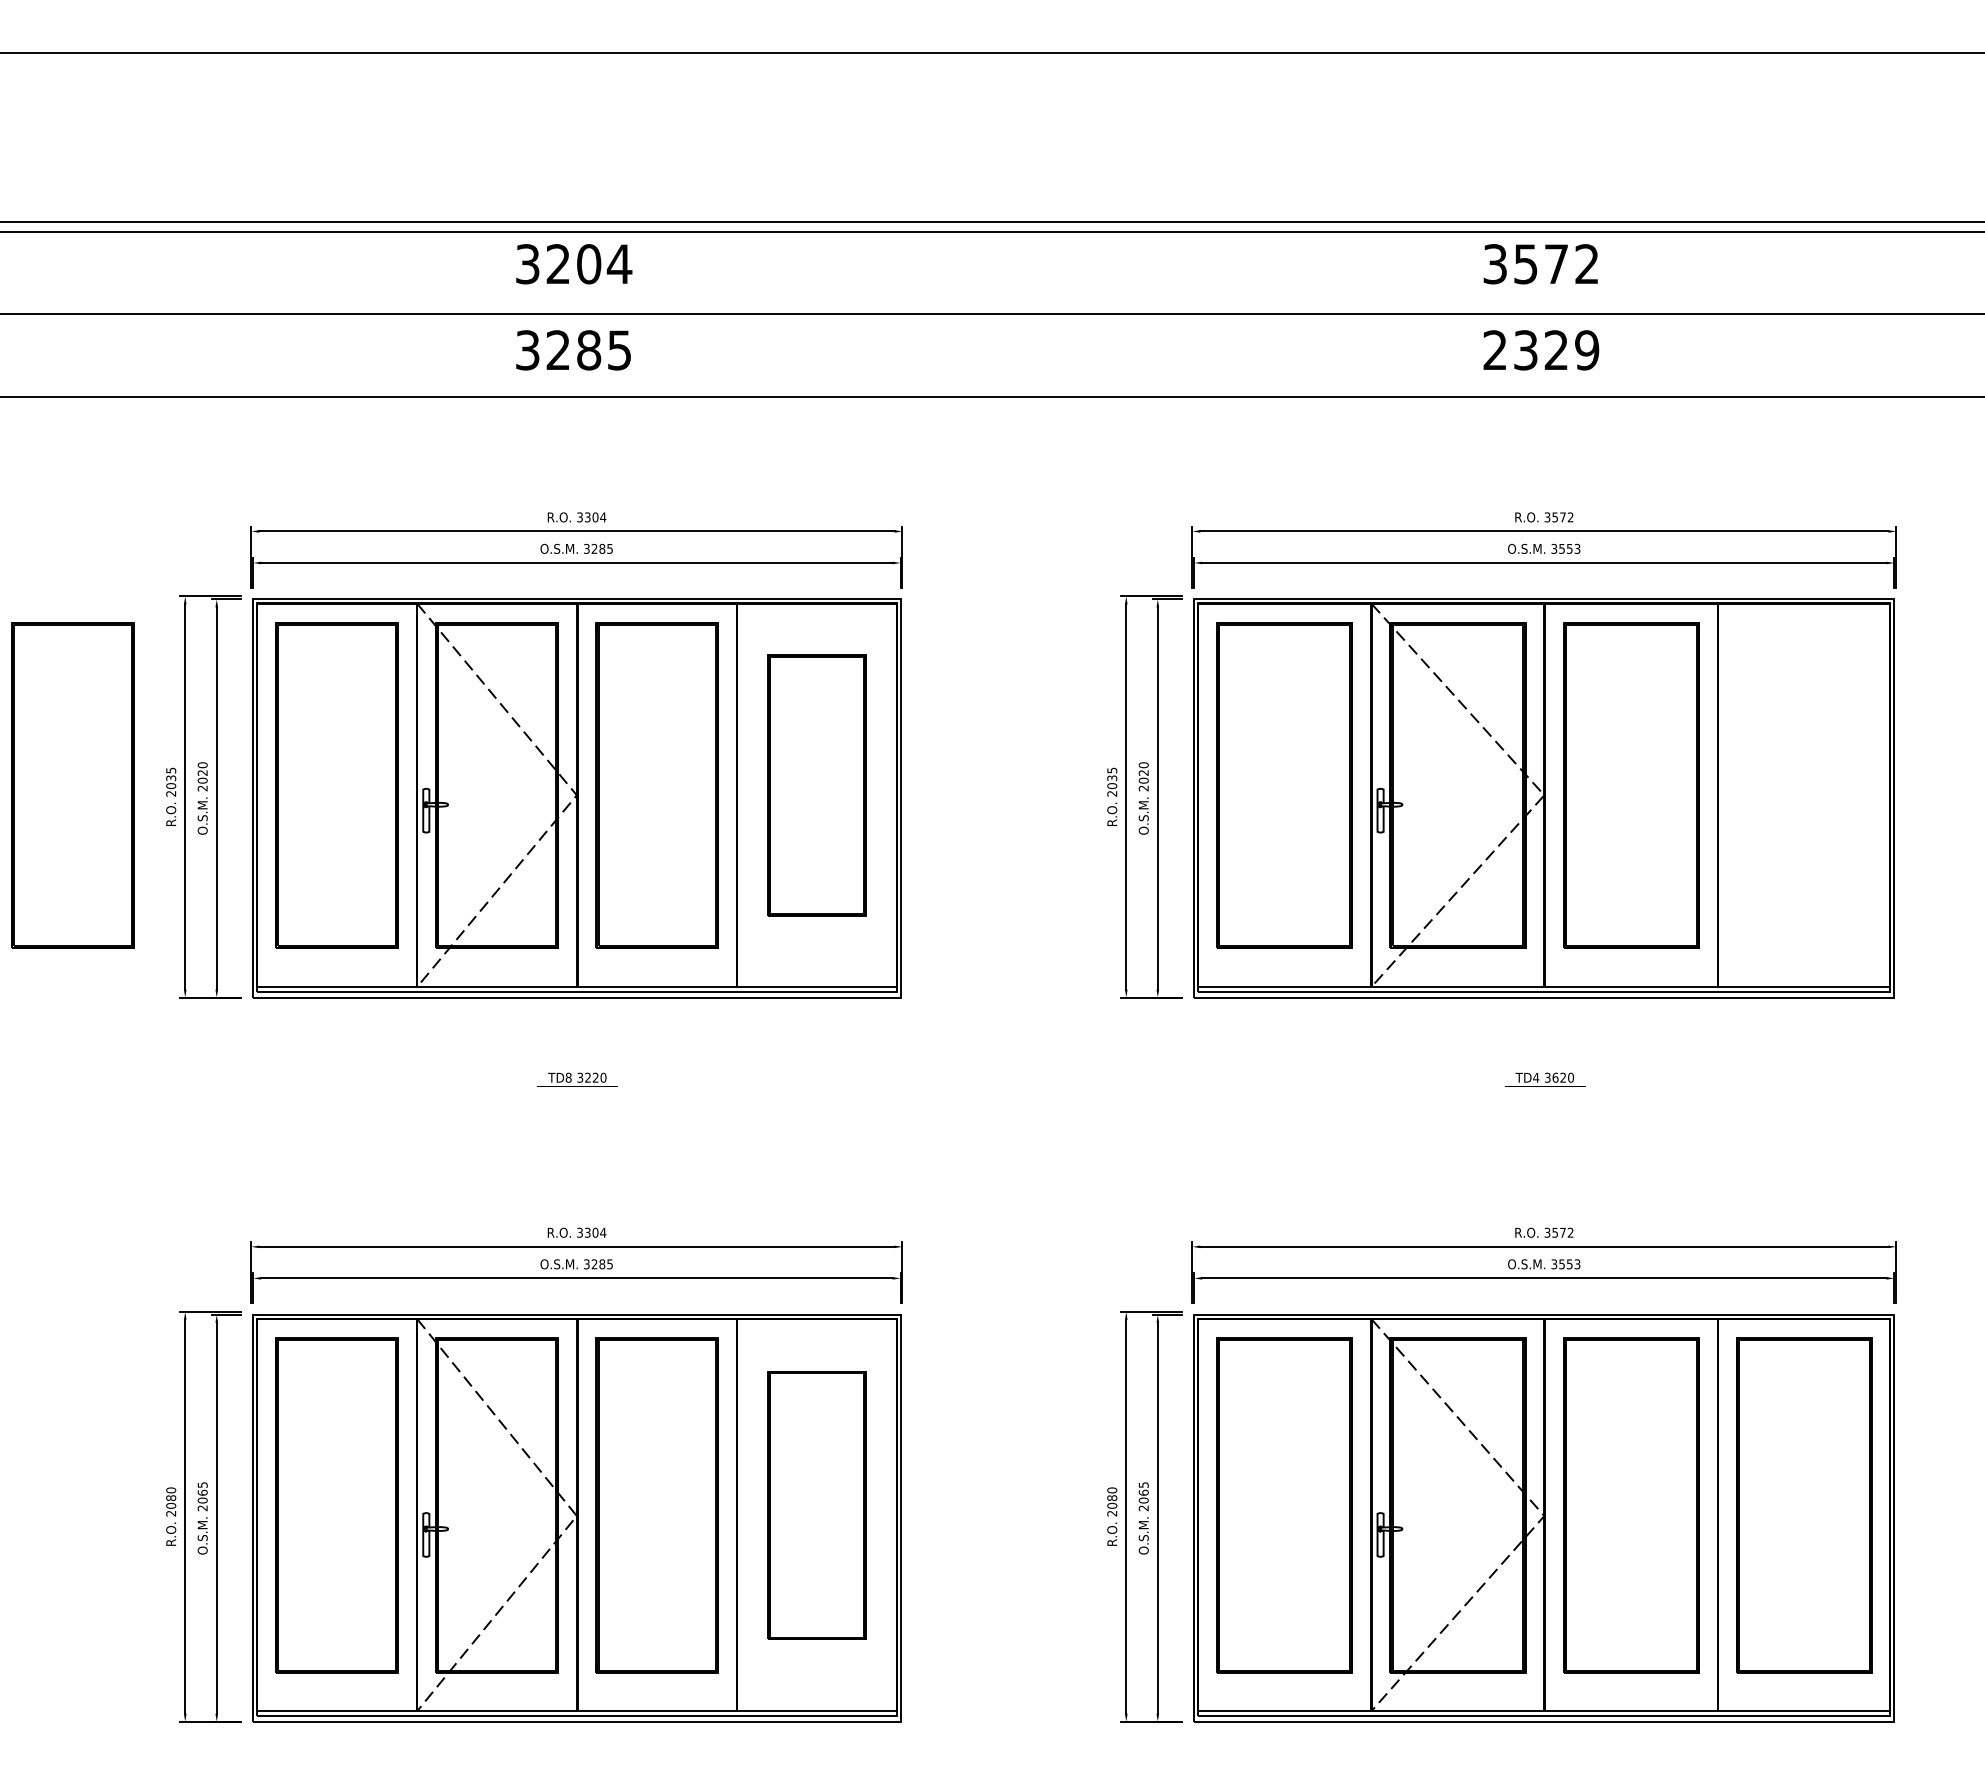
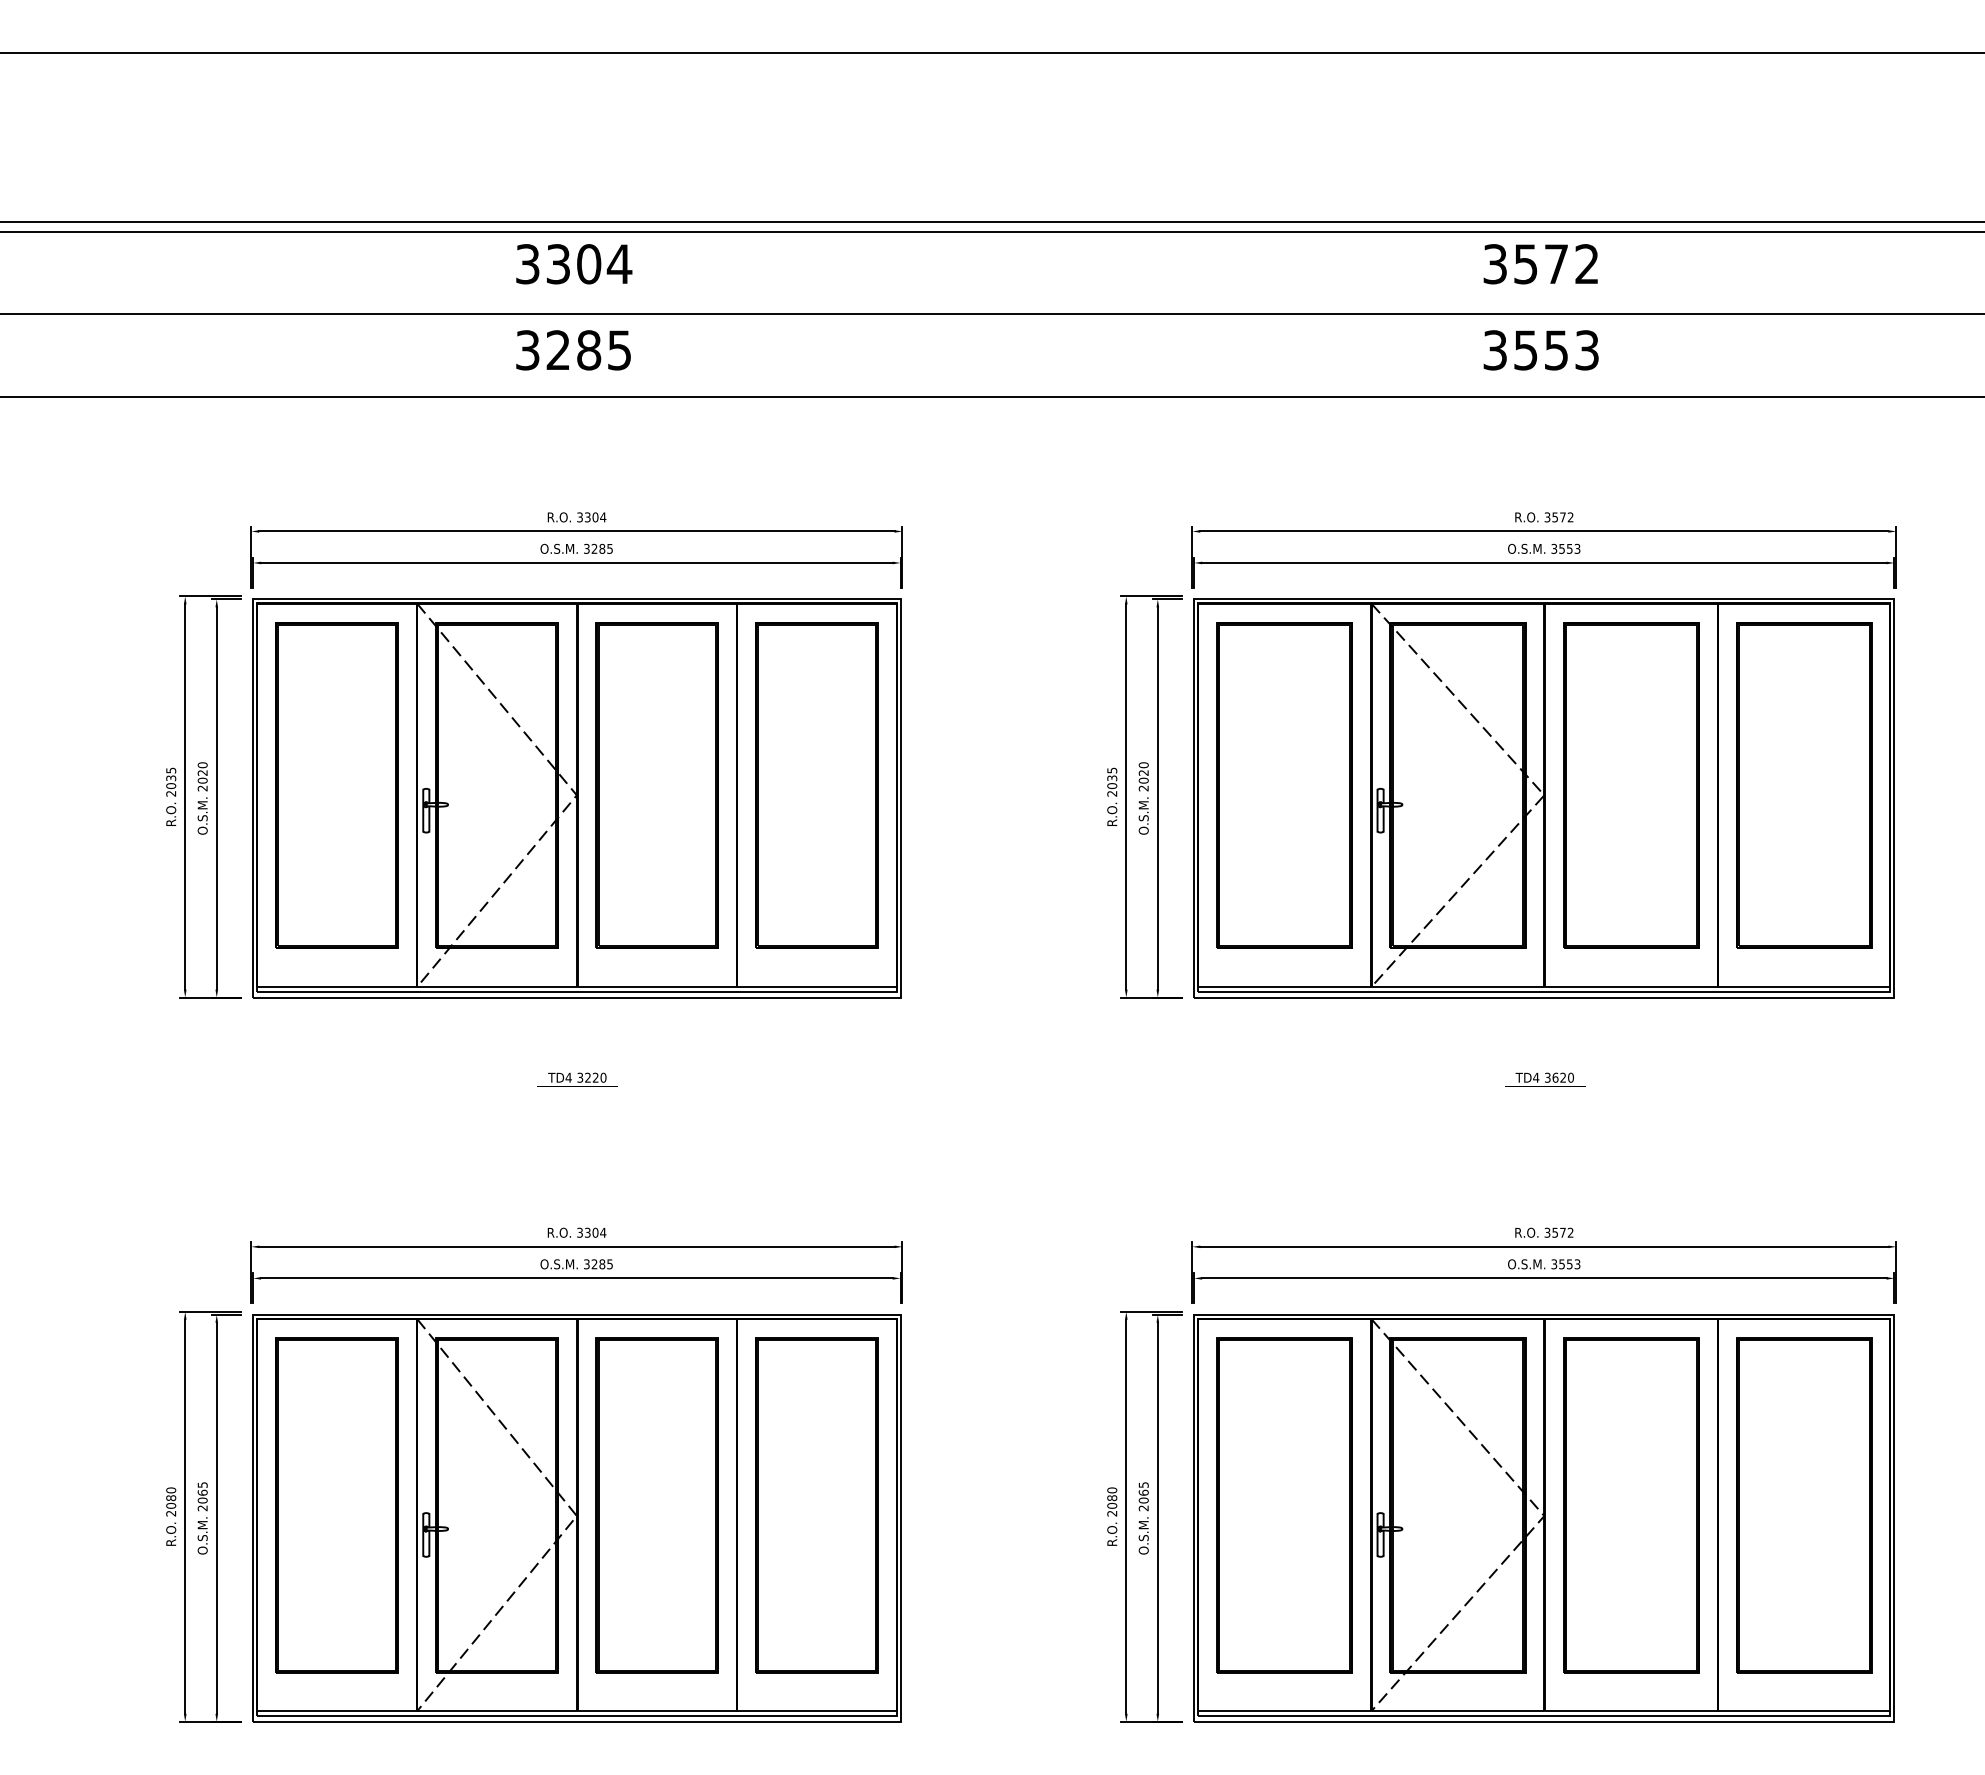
text: 3204 -> 3304 (557, 264)
text: 2329 -> 3553 (1541, 350)
part: present -> none (72, 785)
part size: 100x263 px -> 124x327 px (816, 785)
part: none -> present (1804, 785)
text: TD8 -> TD4 (568, 1077)
part size: 100x269 px -> 124x337 px (816, 1505)
